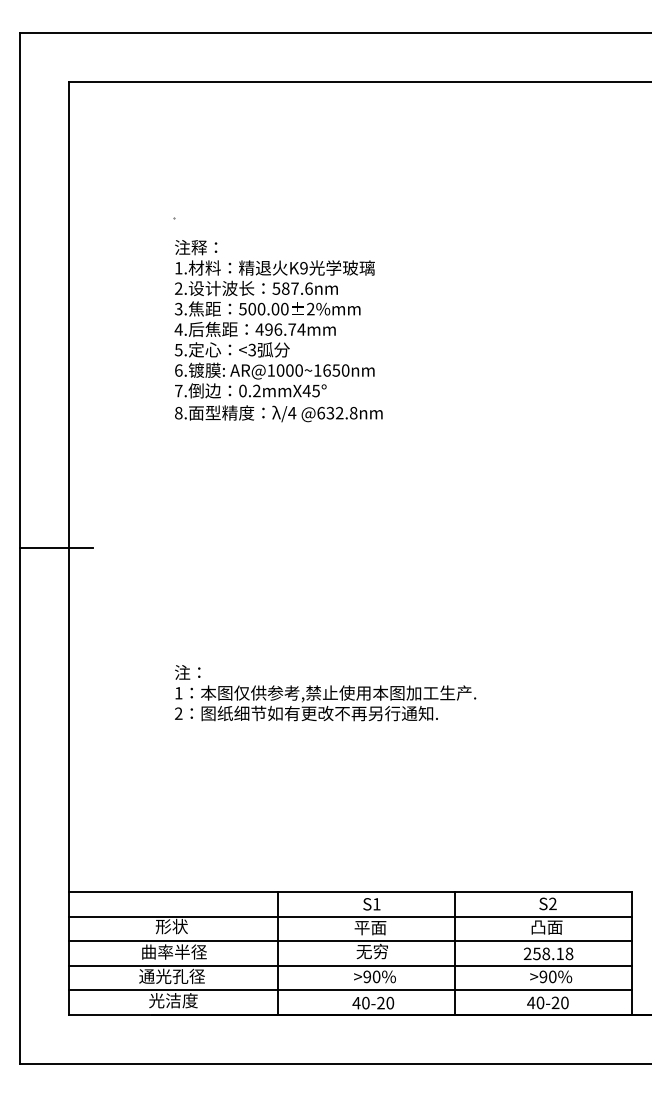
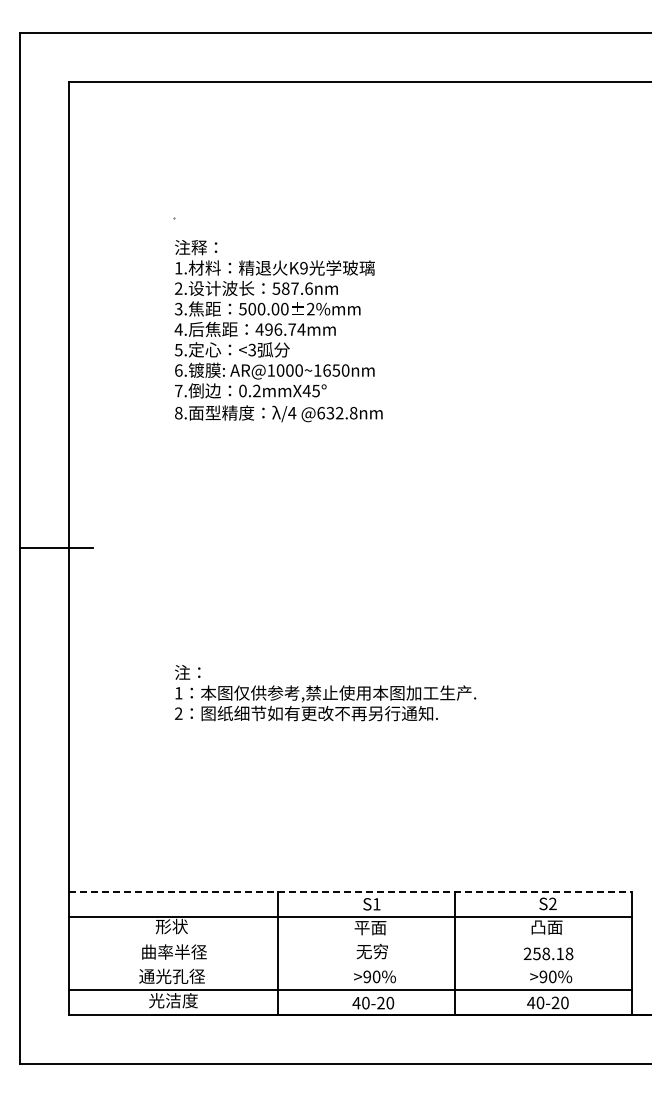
line: solid -> dashed (350, 892)
line: present -> none (349, 941)
line: present -> none (349, 965)
